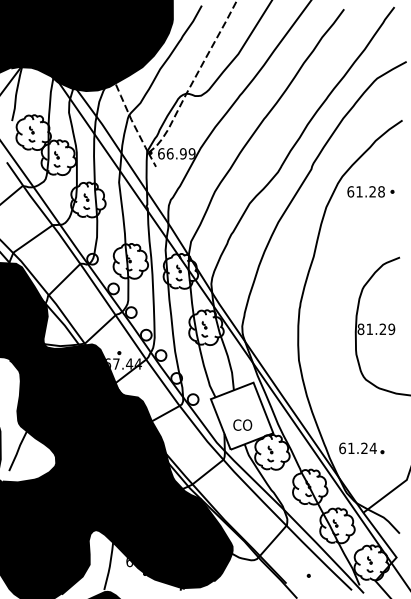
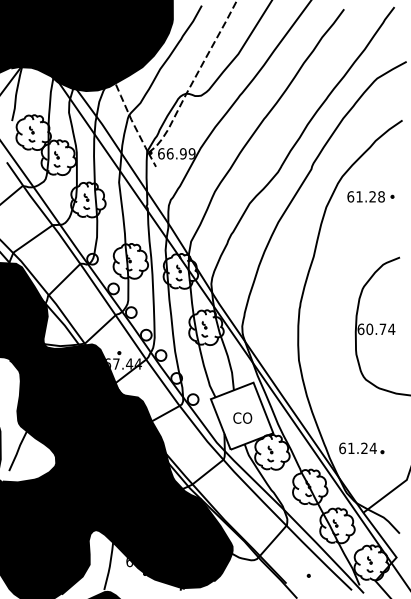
part position: (370, 191) -> (370, 196) (370, 196)
text: 81.29 -> 60.74 (376, 329)
text position: (242, 424) -> (242, 417) (242, 417)
